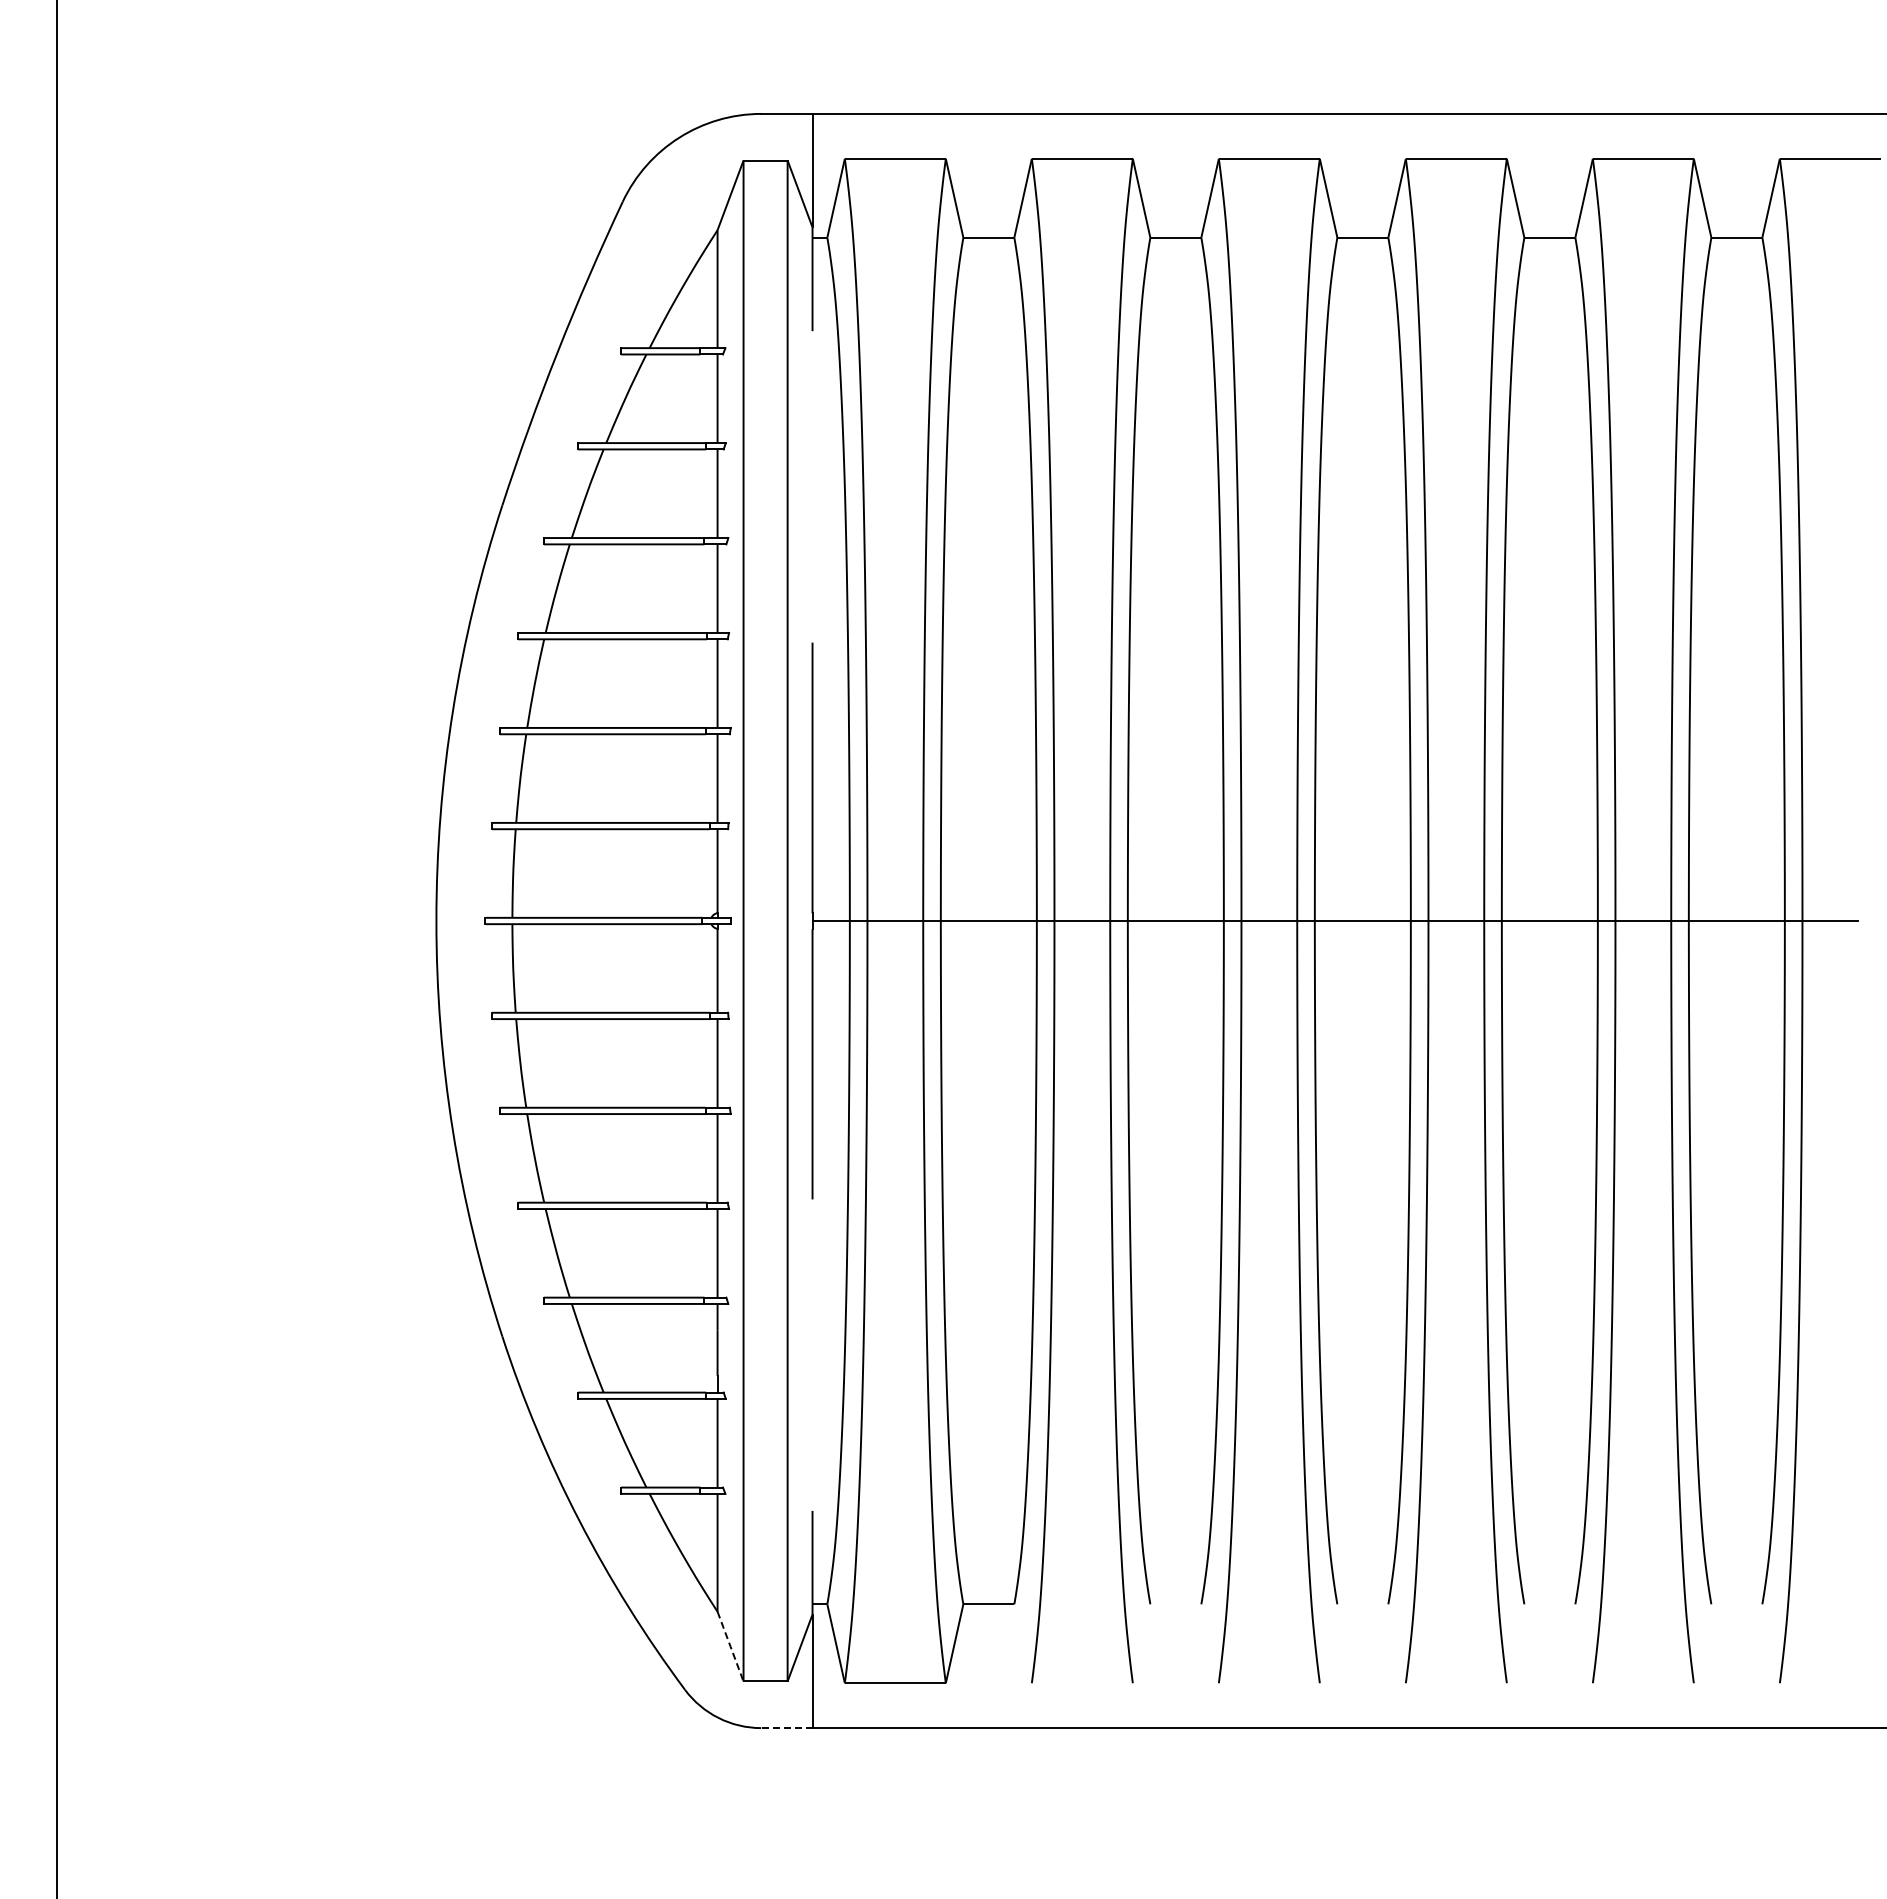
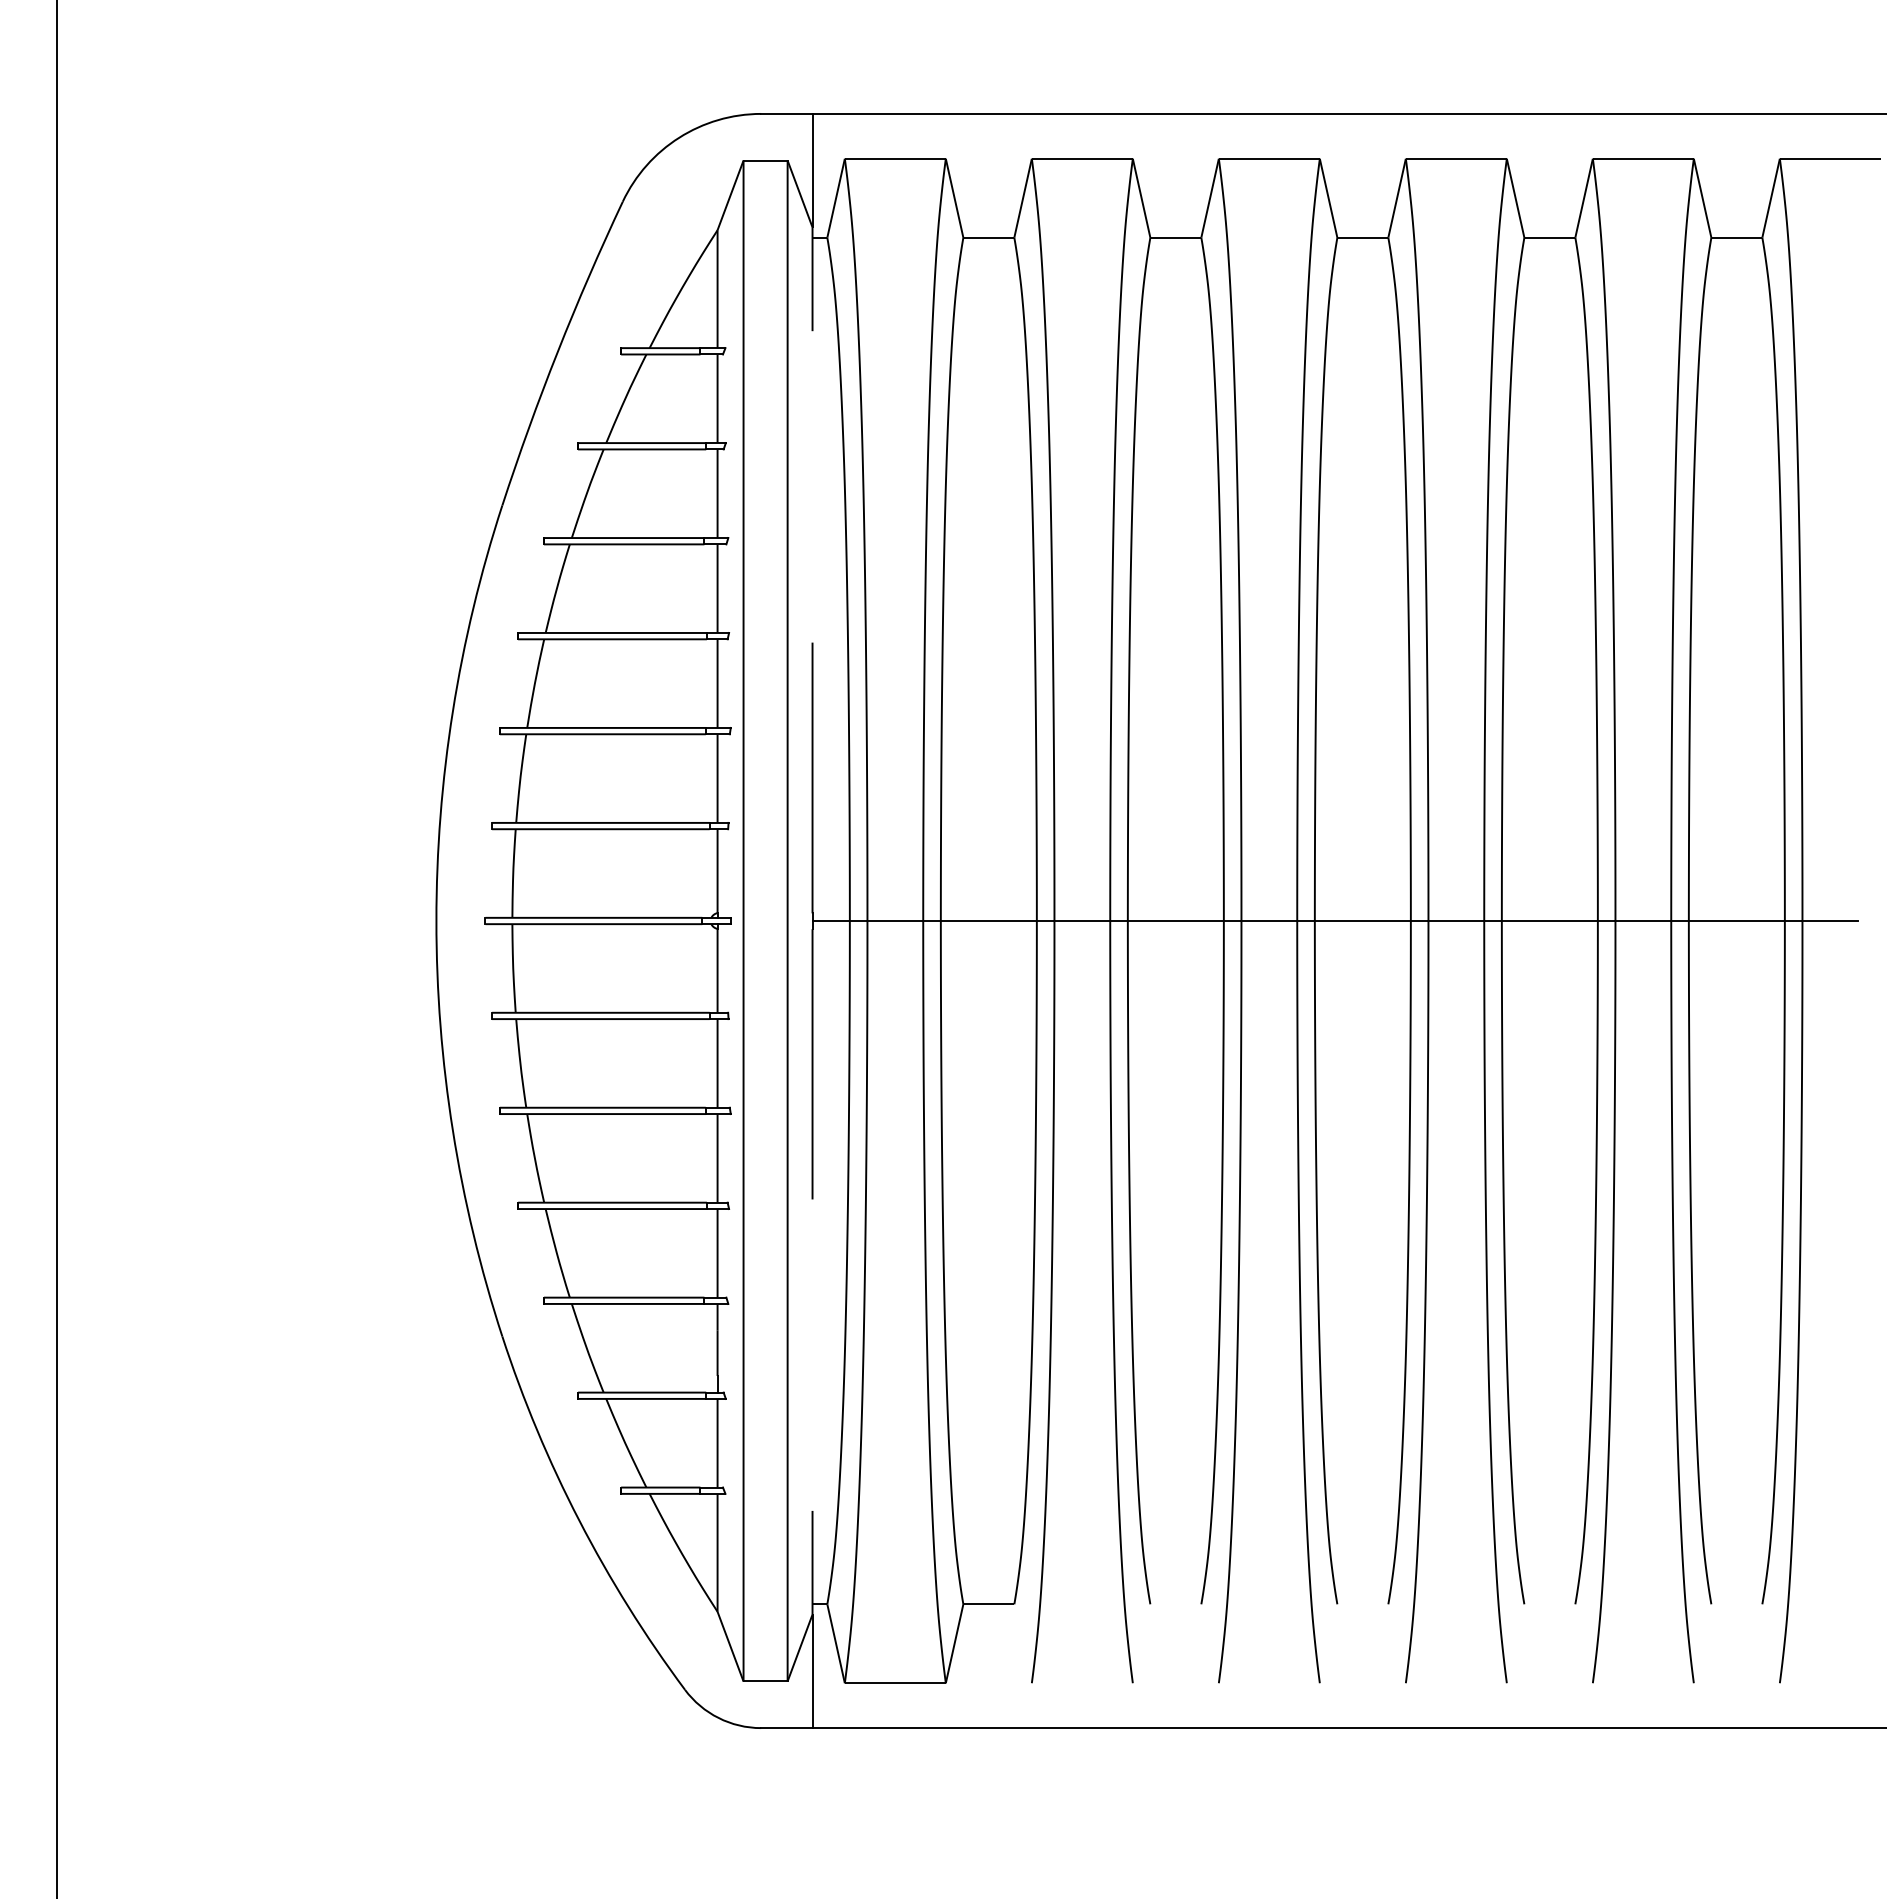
line: dashed -> solid (730, 1646)
line: dashed -> solid (786, 1728)
